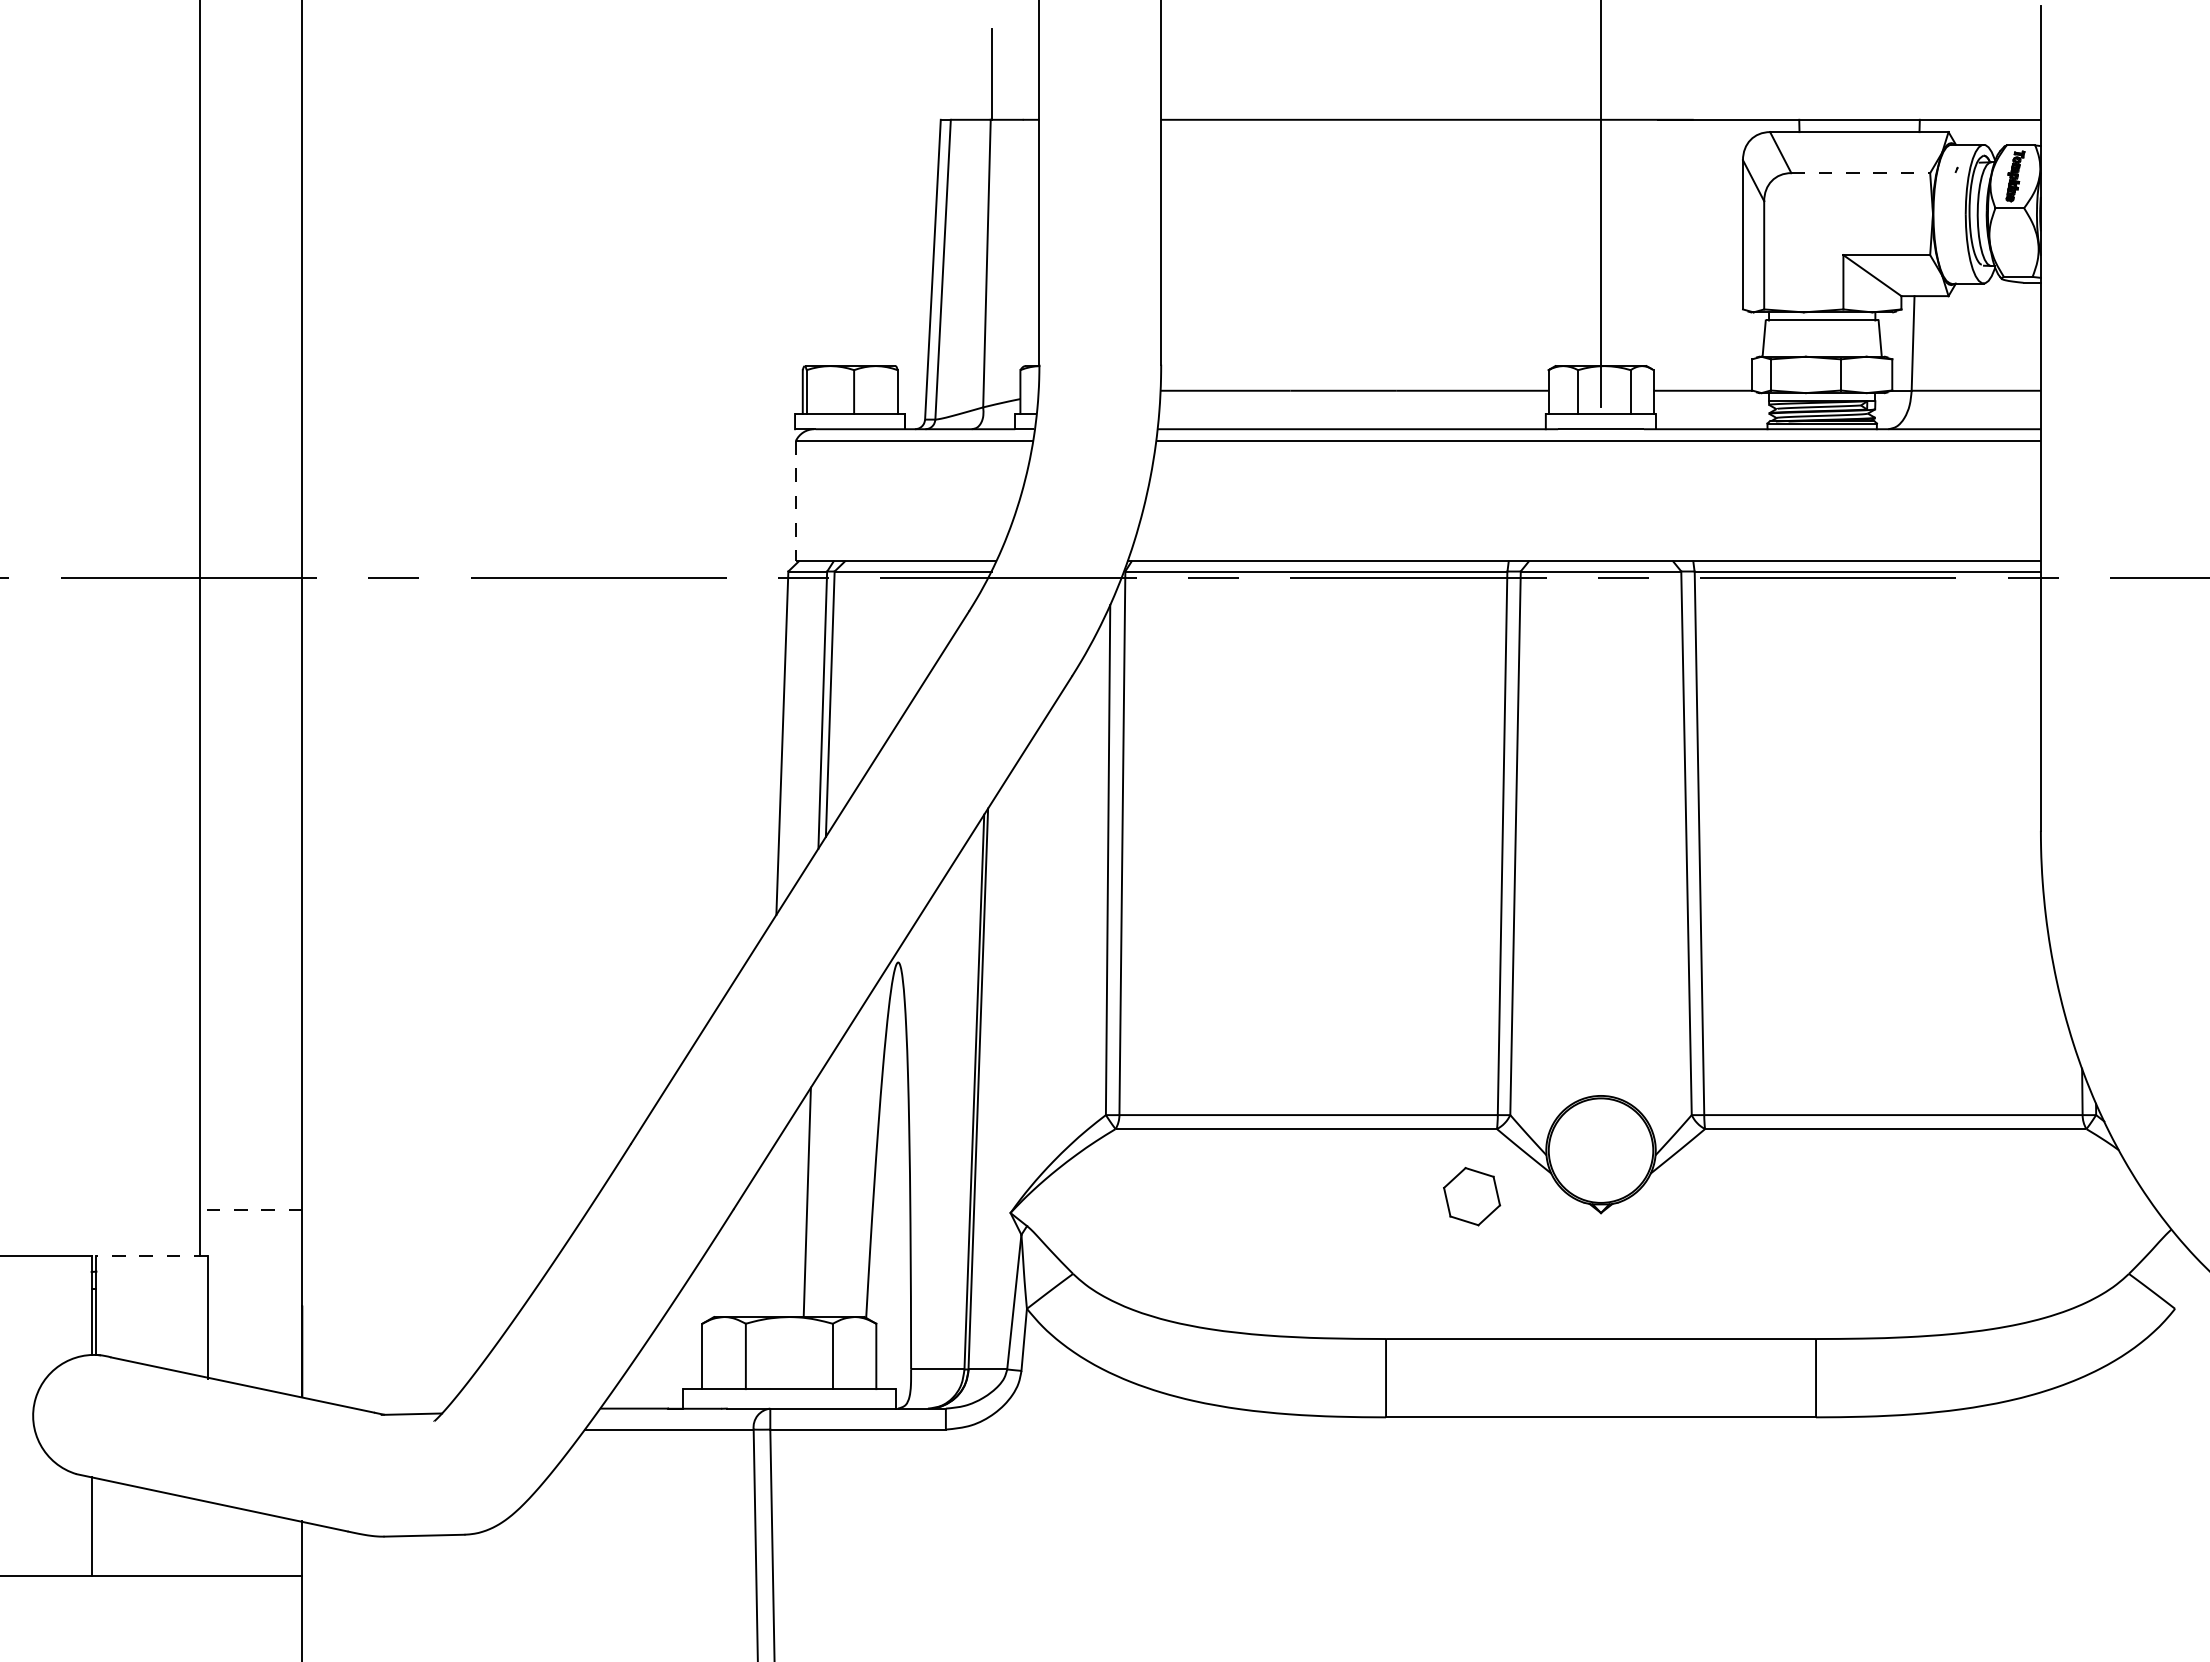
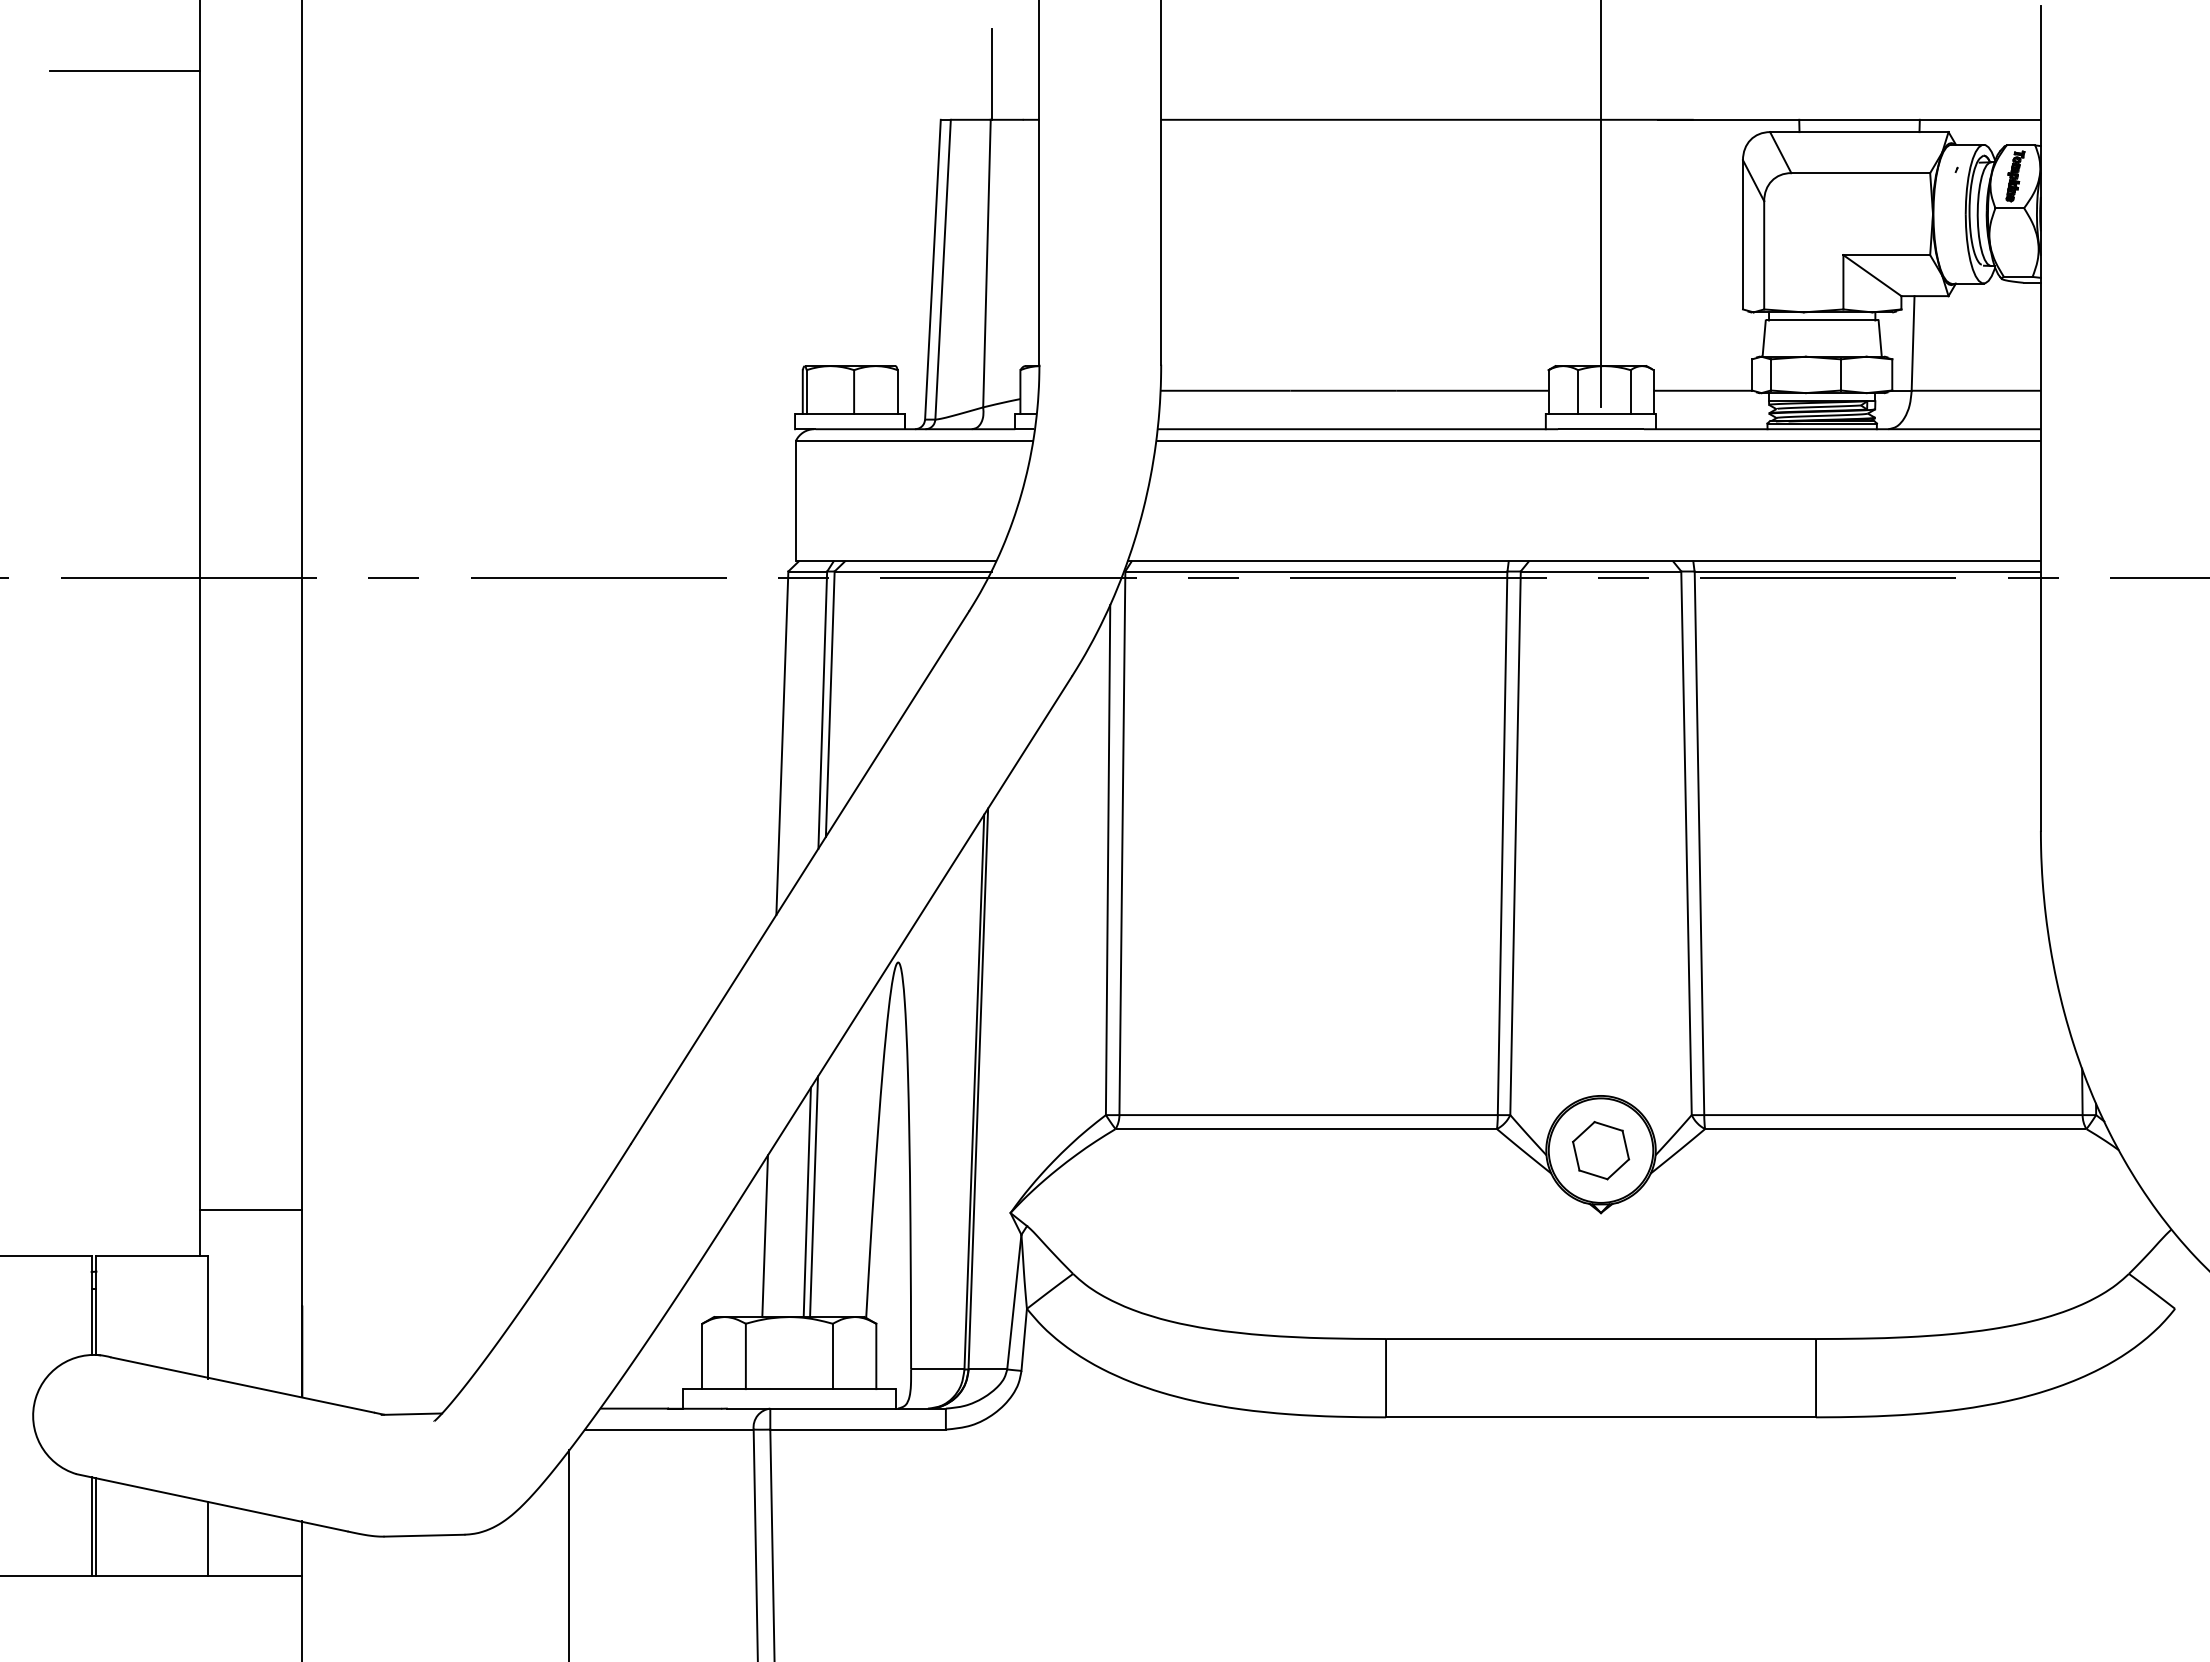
line: none -> present (125, 70)
line: dashed -> solid (1861, 173)
line: dashed -> solid (795, 501)
line: none -> present (814, 1196)
part position: (1472, 1196) -> (1601, 1150) (1601, 1150)
line: dashed -> solid (251, 1210)
line: none -> present (764, 1236)
line: dashed -> solid (152, 1255)
line: none -> present (96, 1526)
line: none -> present (207, 1538)
line: none -> present (569, 1554)
